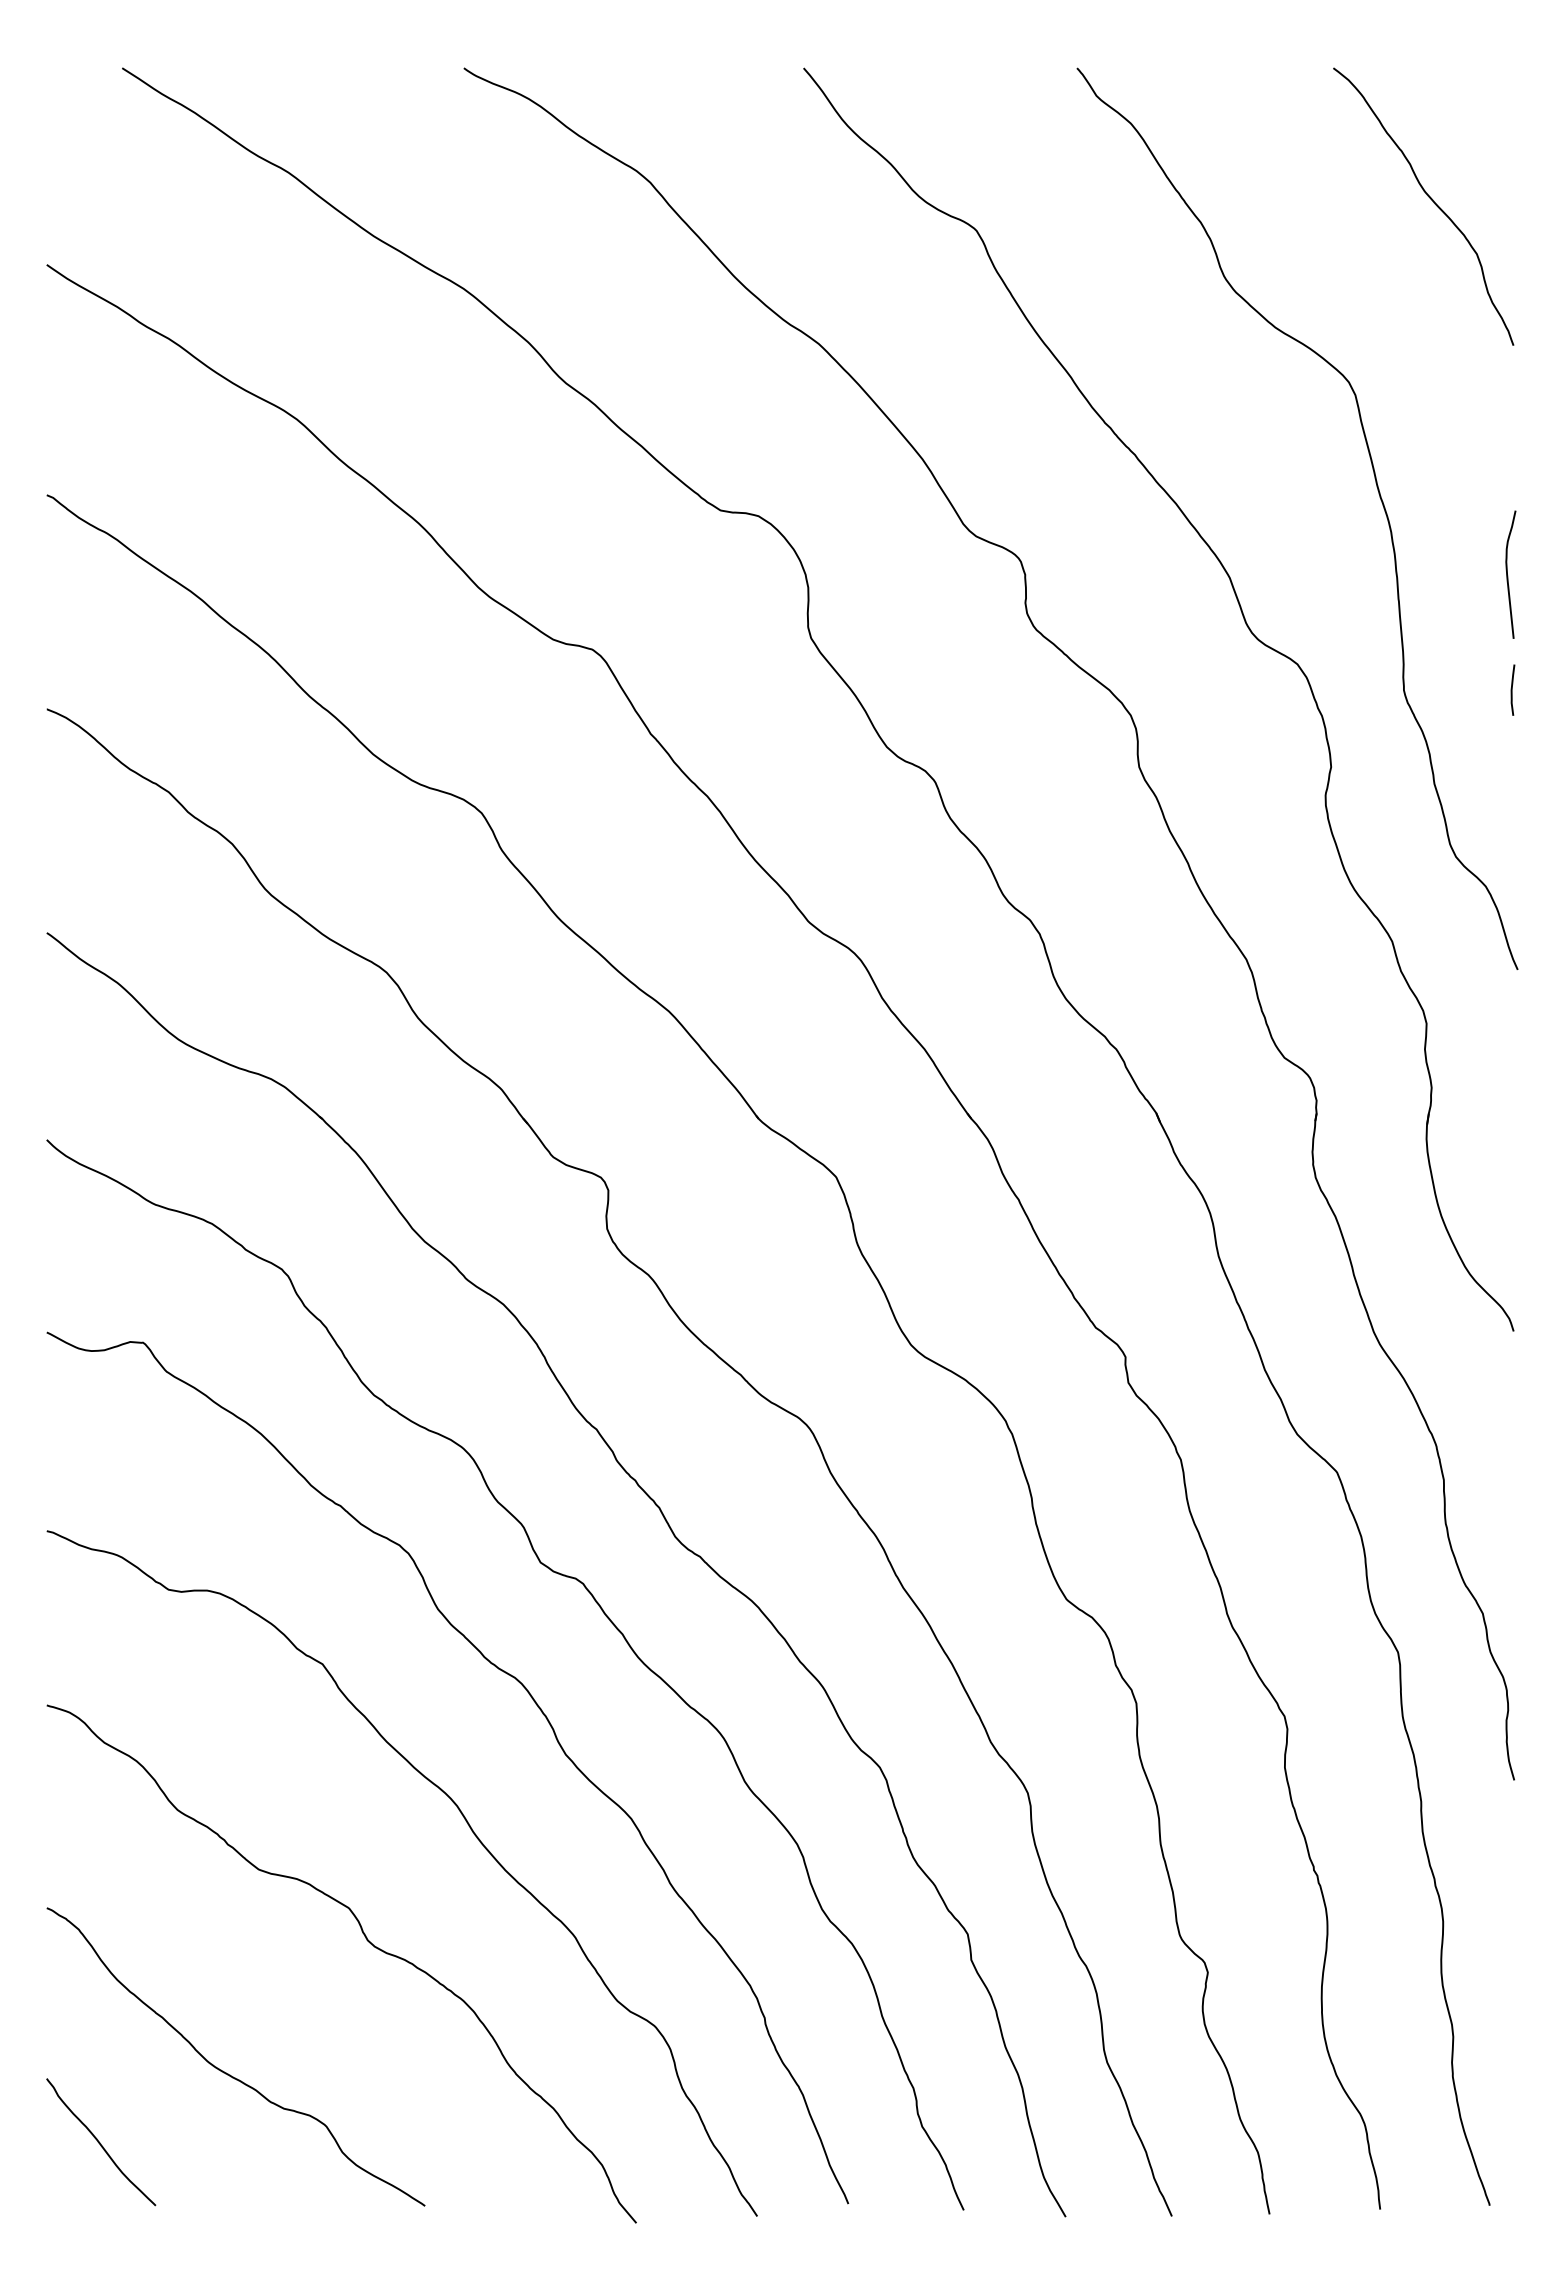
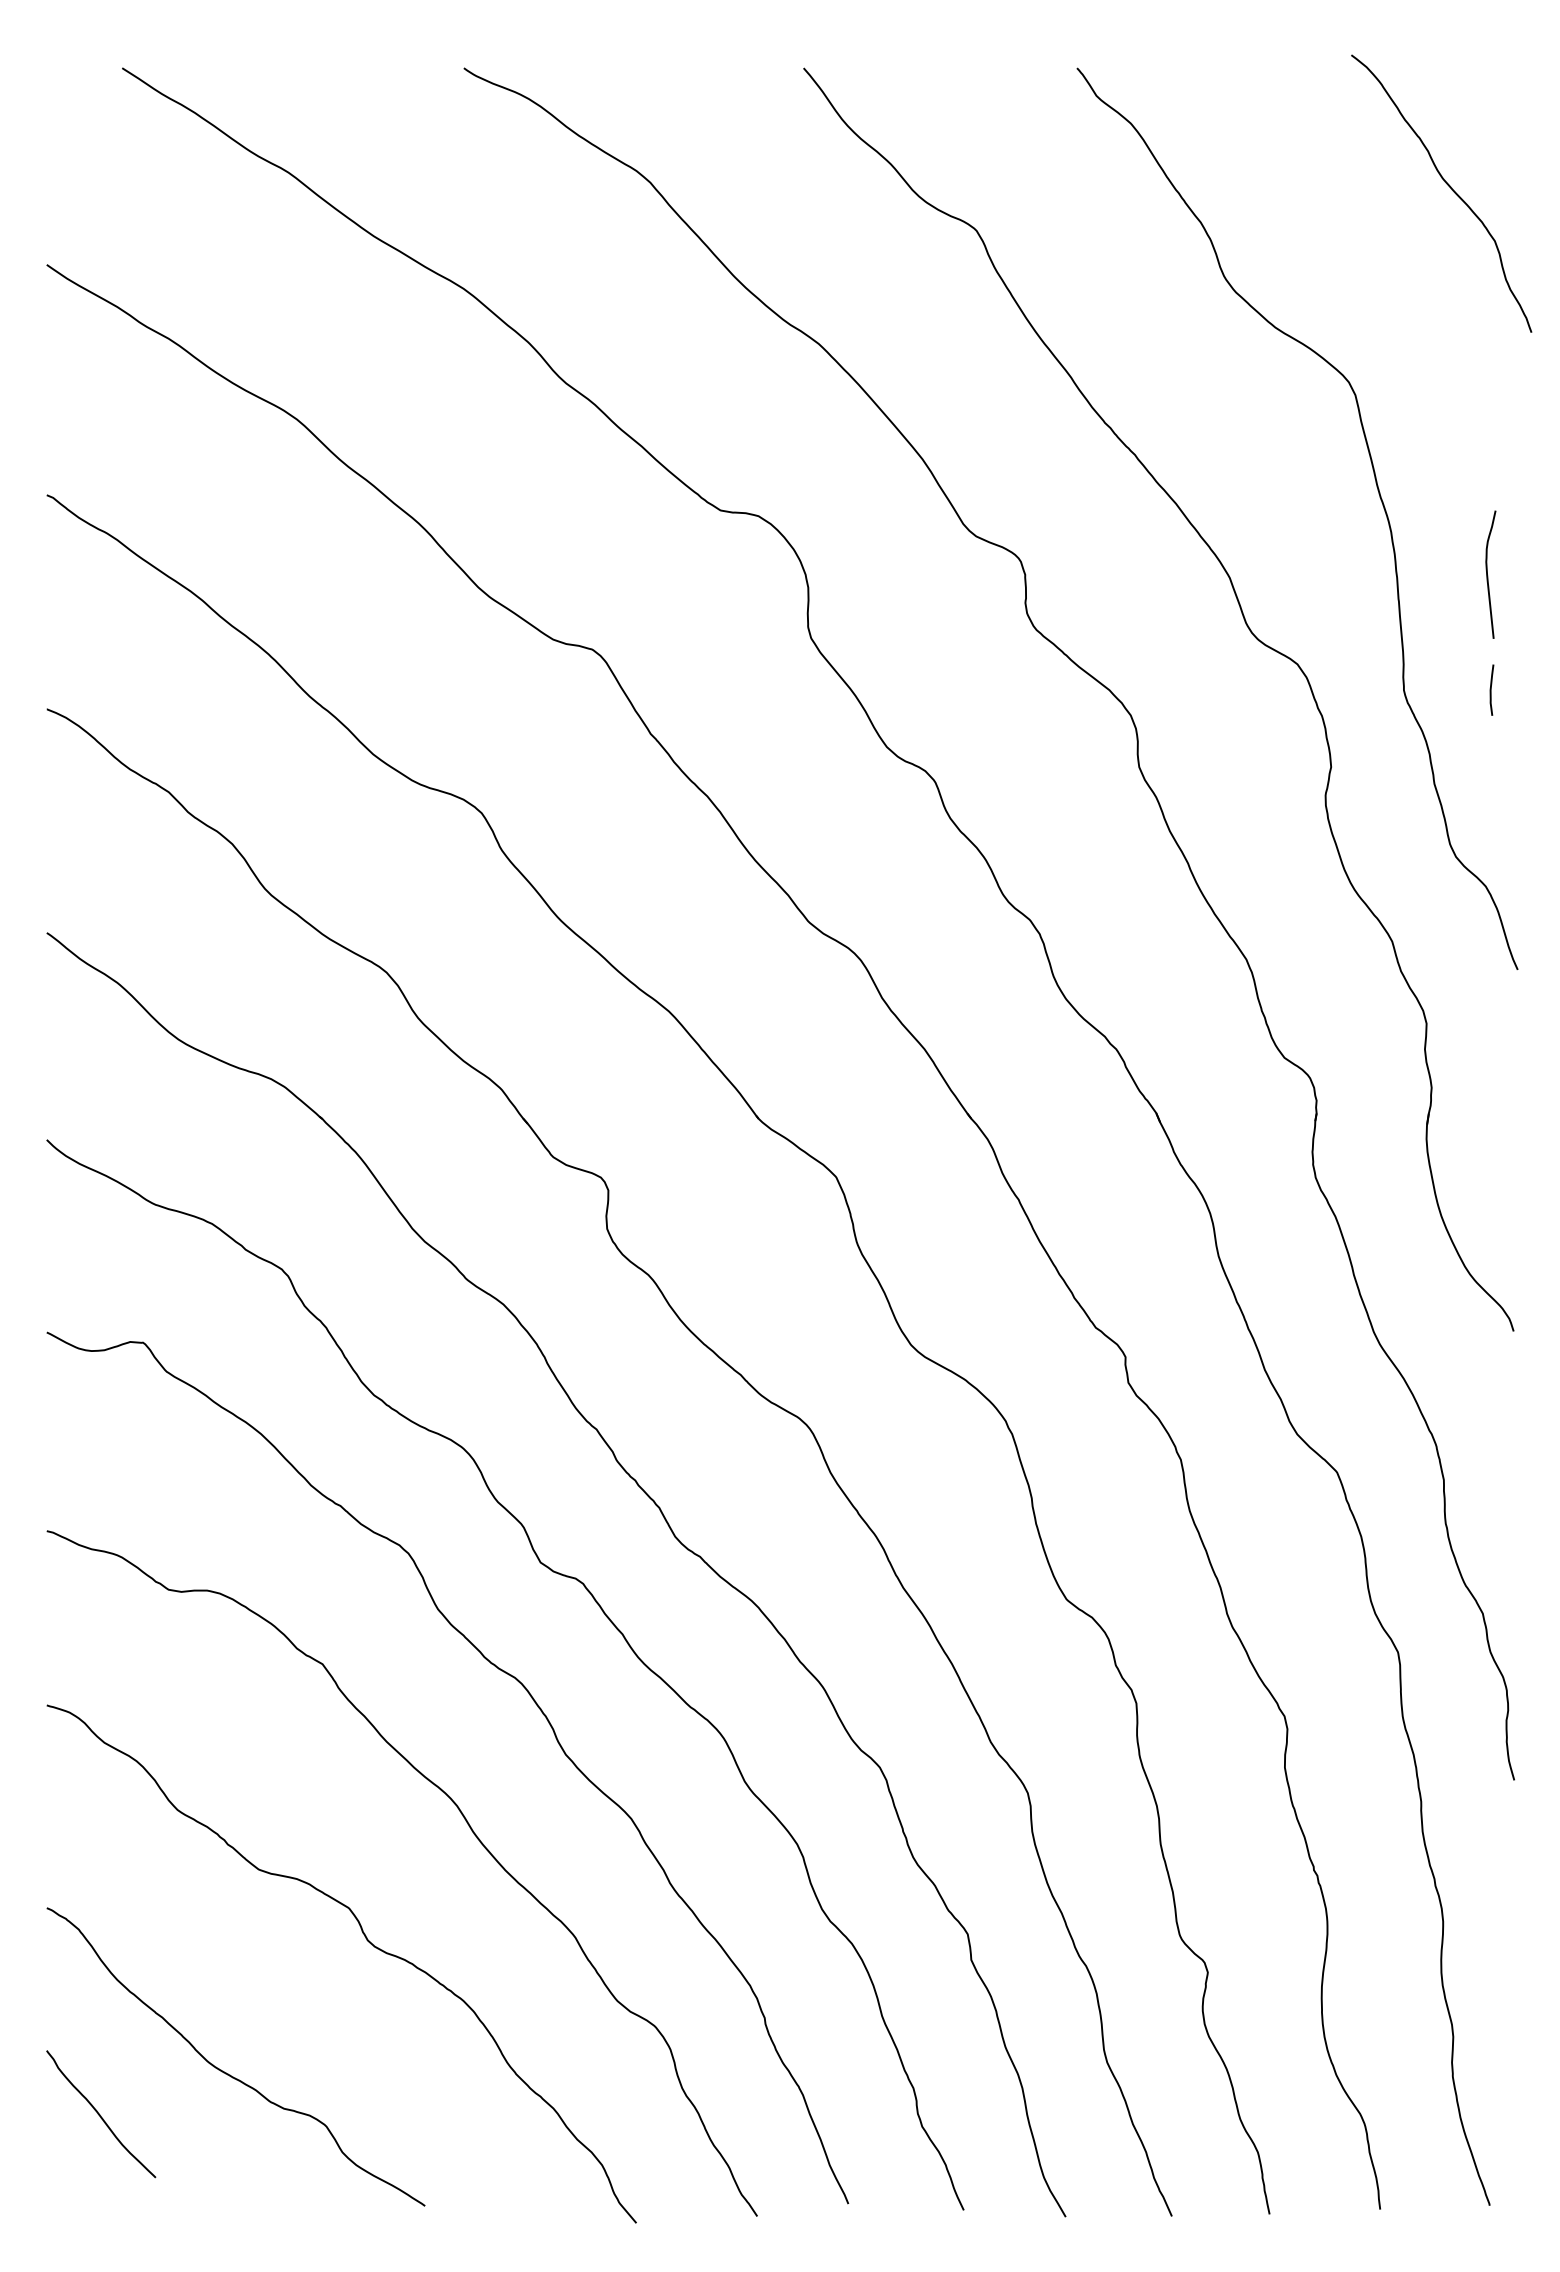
curve position: (1430, 199) -> (1448, 186) (1448, 186)
curve position: (1508, 575) -> (1488, 575) (1488, 575)
curve position: (1512, 689) -> (1491, 689) (1491, 689)
curve position: (100, 2142) -> (100, 2114) (100, 2114)
